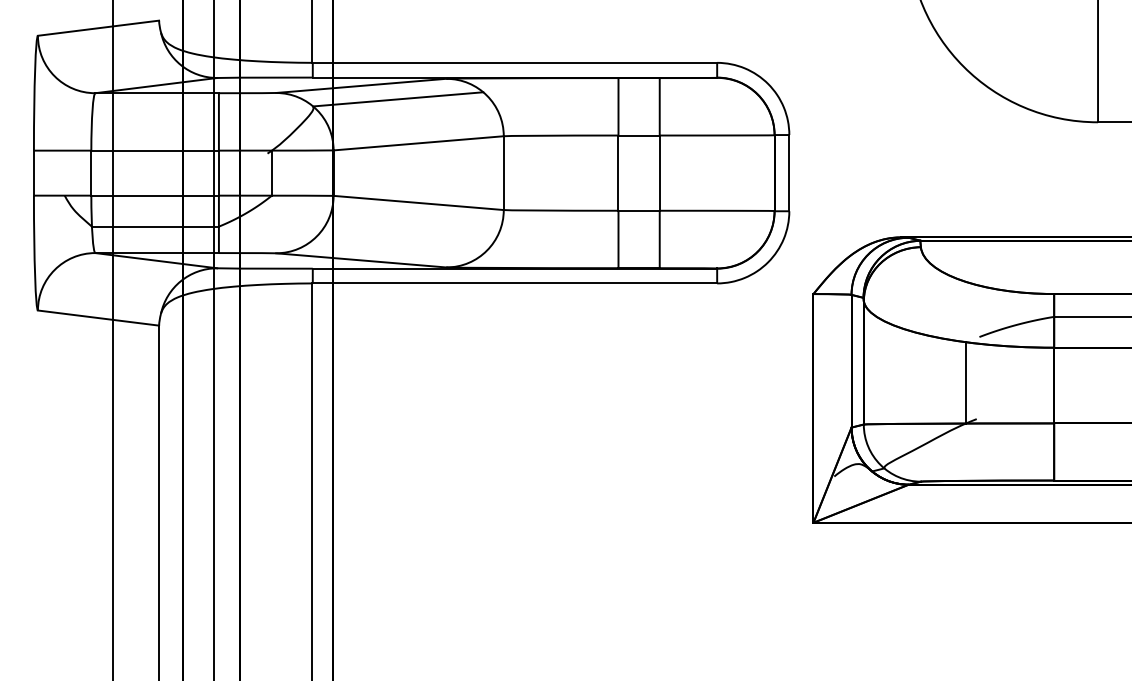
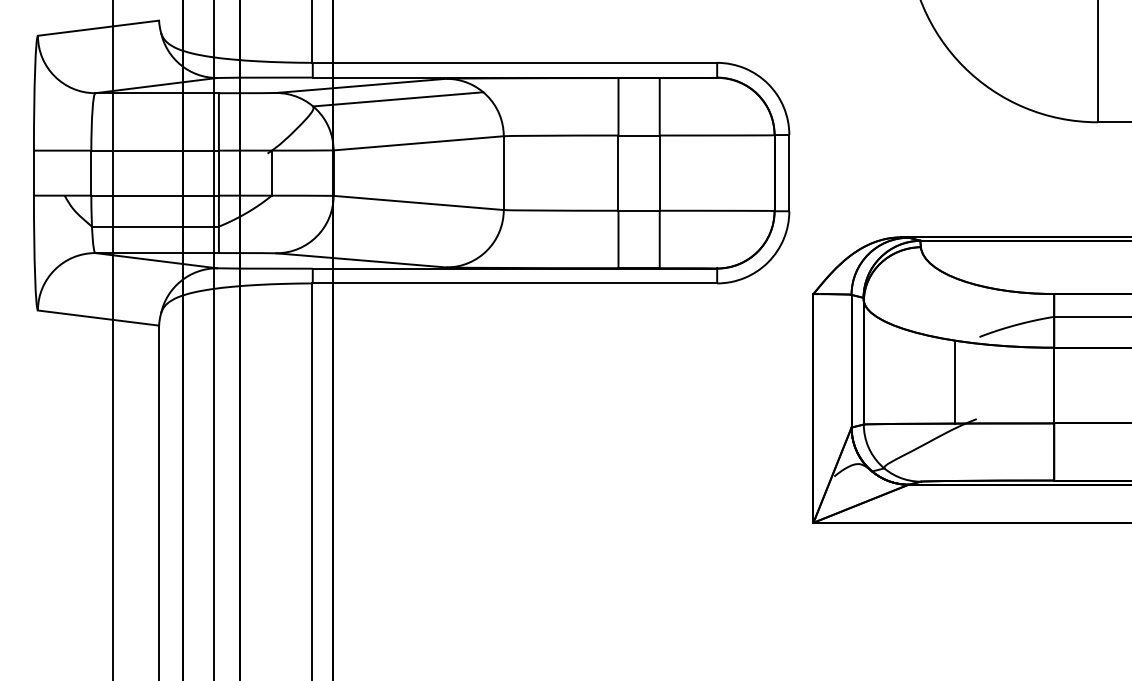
line position: (965, 382) -> (954, 382) (954, 382)
